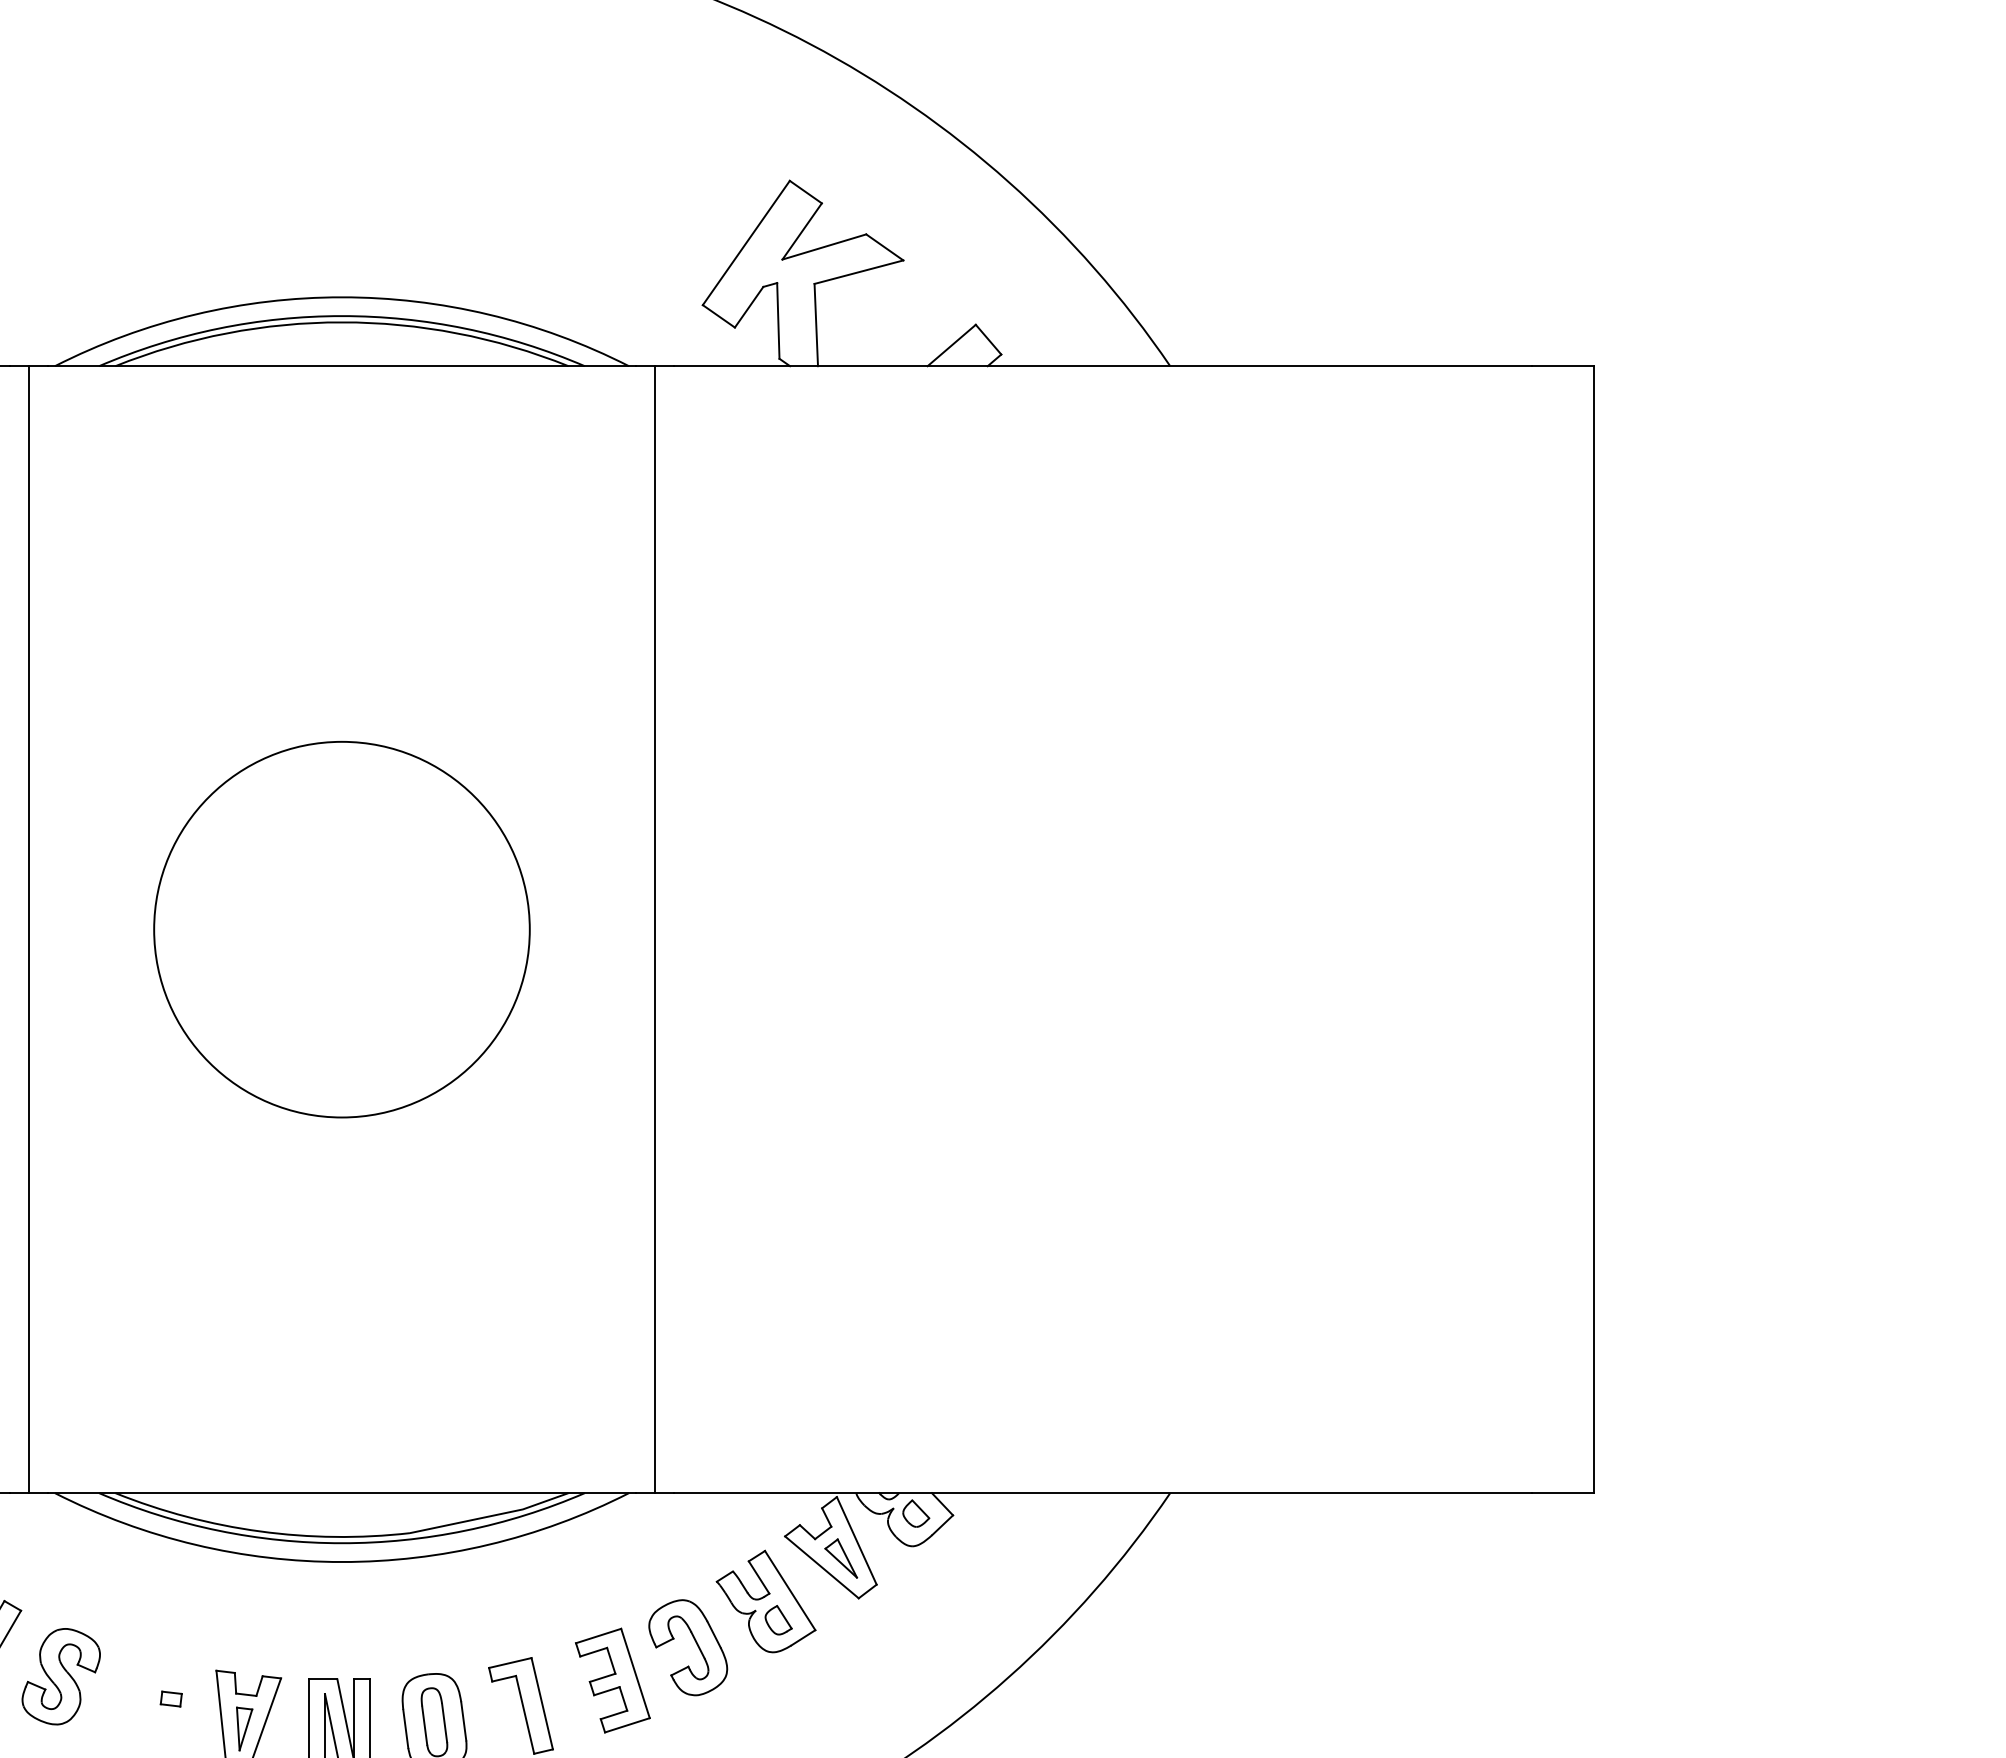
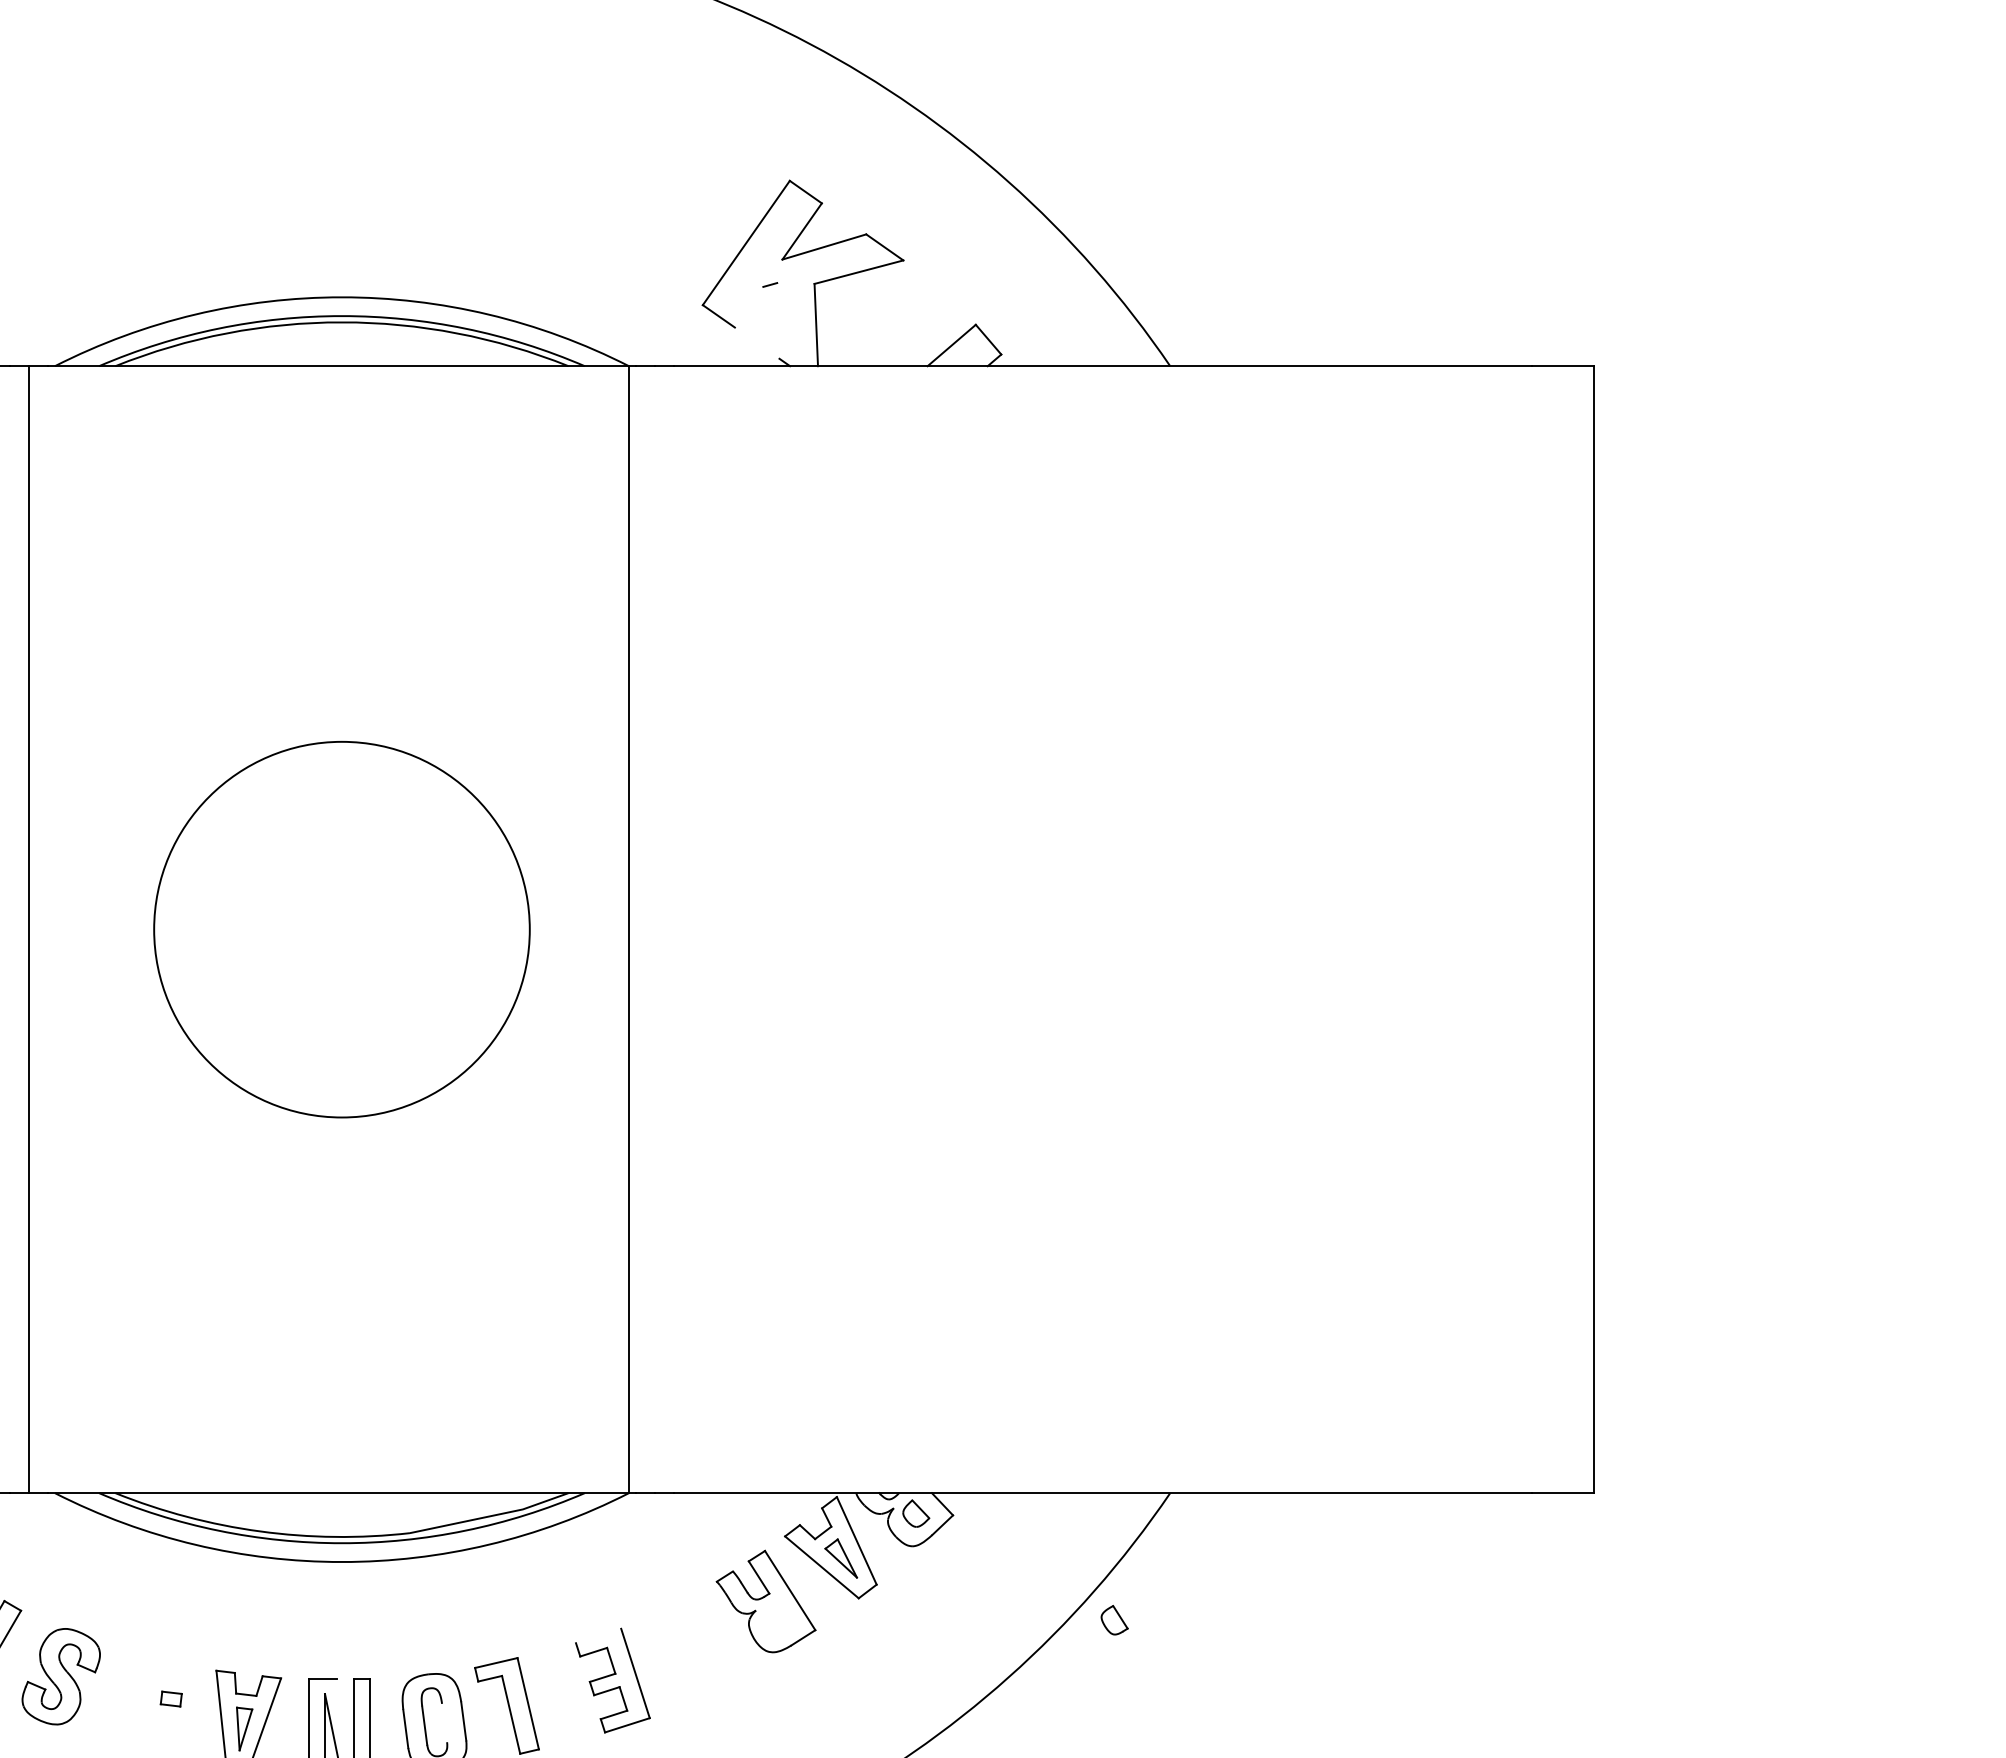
line: present -> none (748, 306)
line: present -> none (778, 320)
line position: (655, 929) -> (629, 929) (629, 929)
part position: (778, 1620) -> (1114, 1620) (1114, 1620)
line: present -> none (598, 1635)
part: present -> none (696, 1644)
part position: (520, 1705) -> (506, 1705) (506, 1705)
line: present -> none (344, 1716)
line: present -> none (444, 1722)
